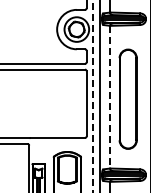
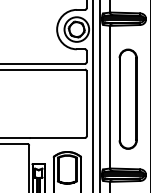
line: dashed -> solid (93, 96)
line: dashed -> solid (110, 97)
